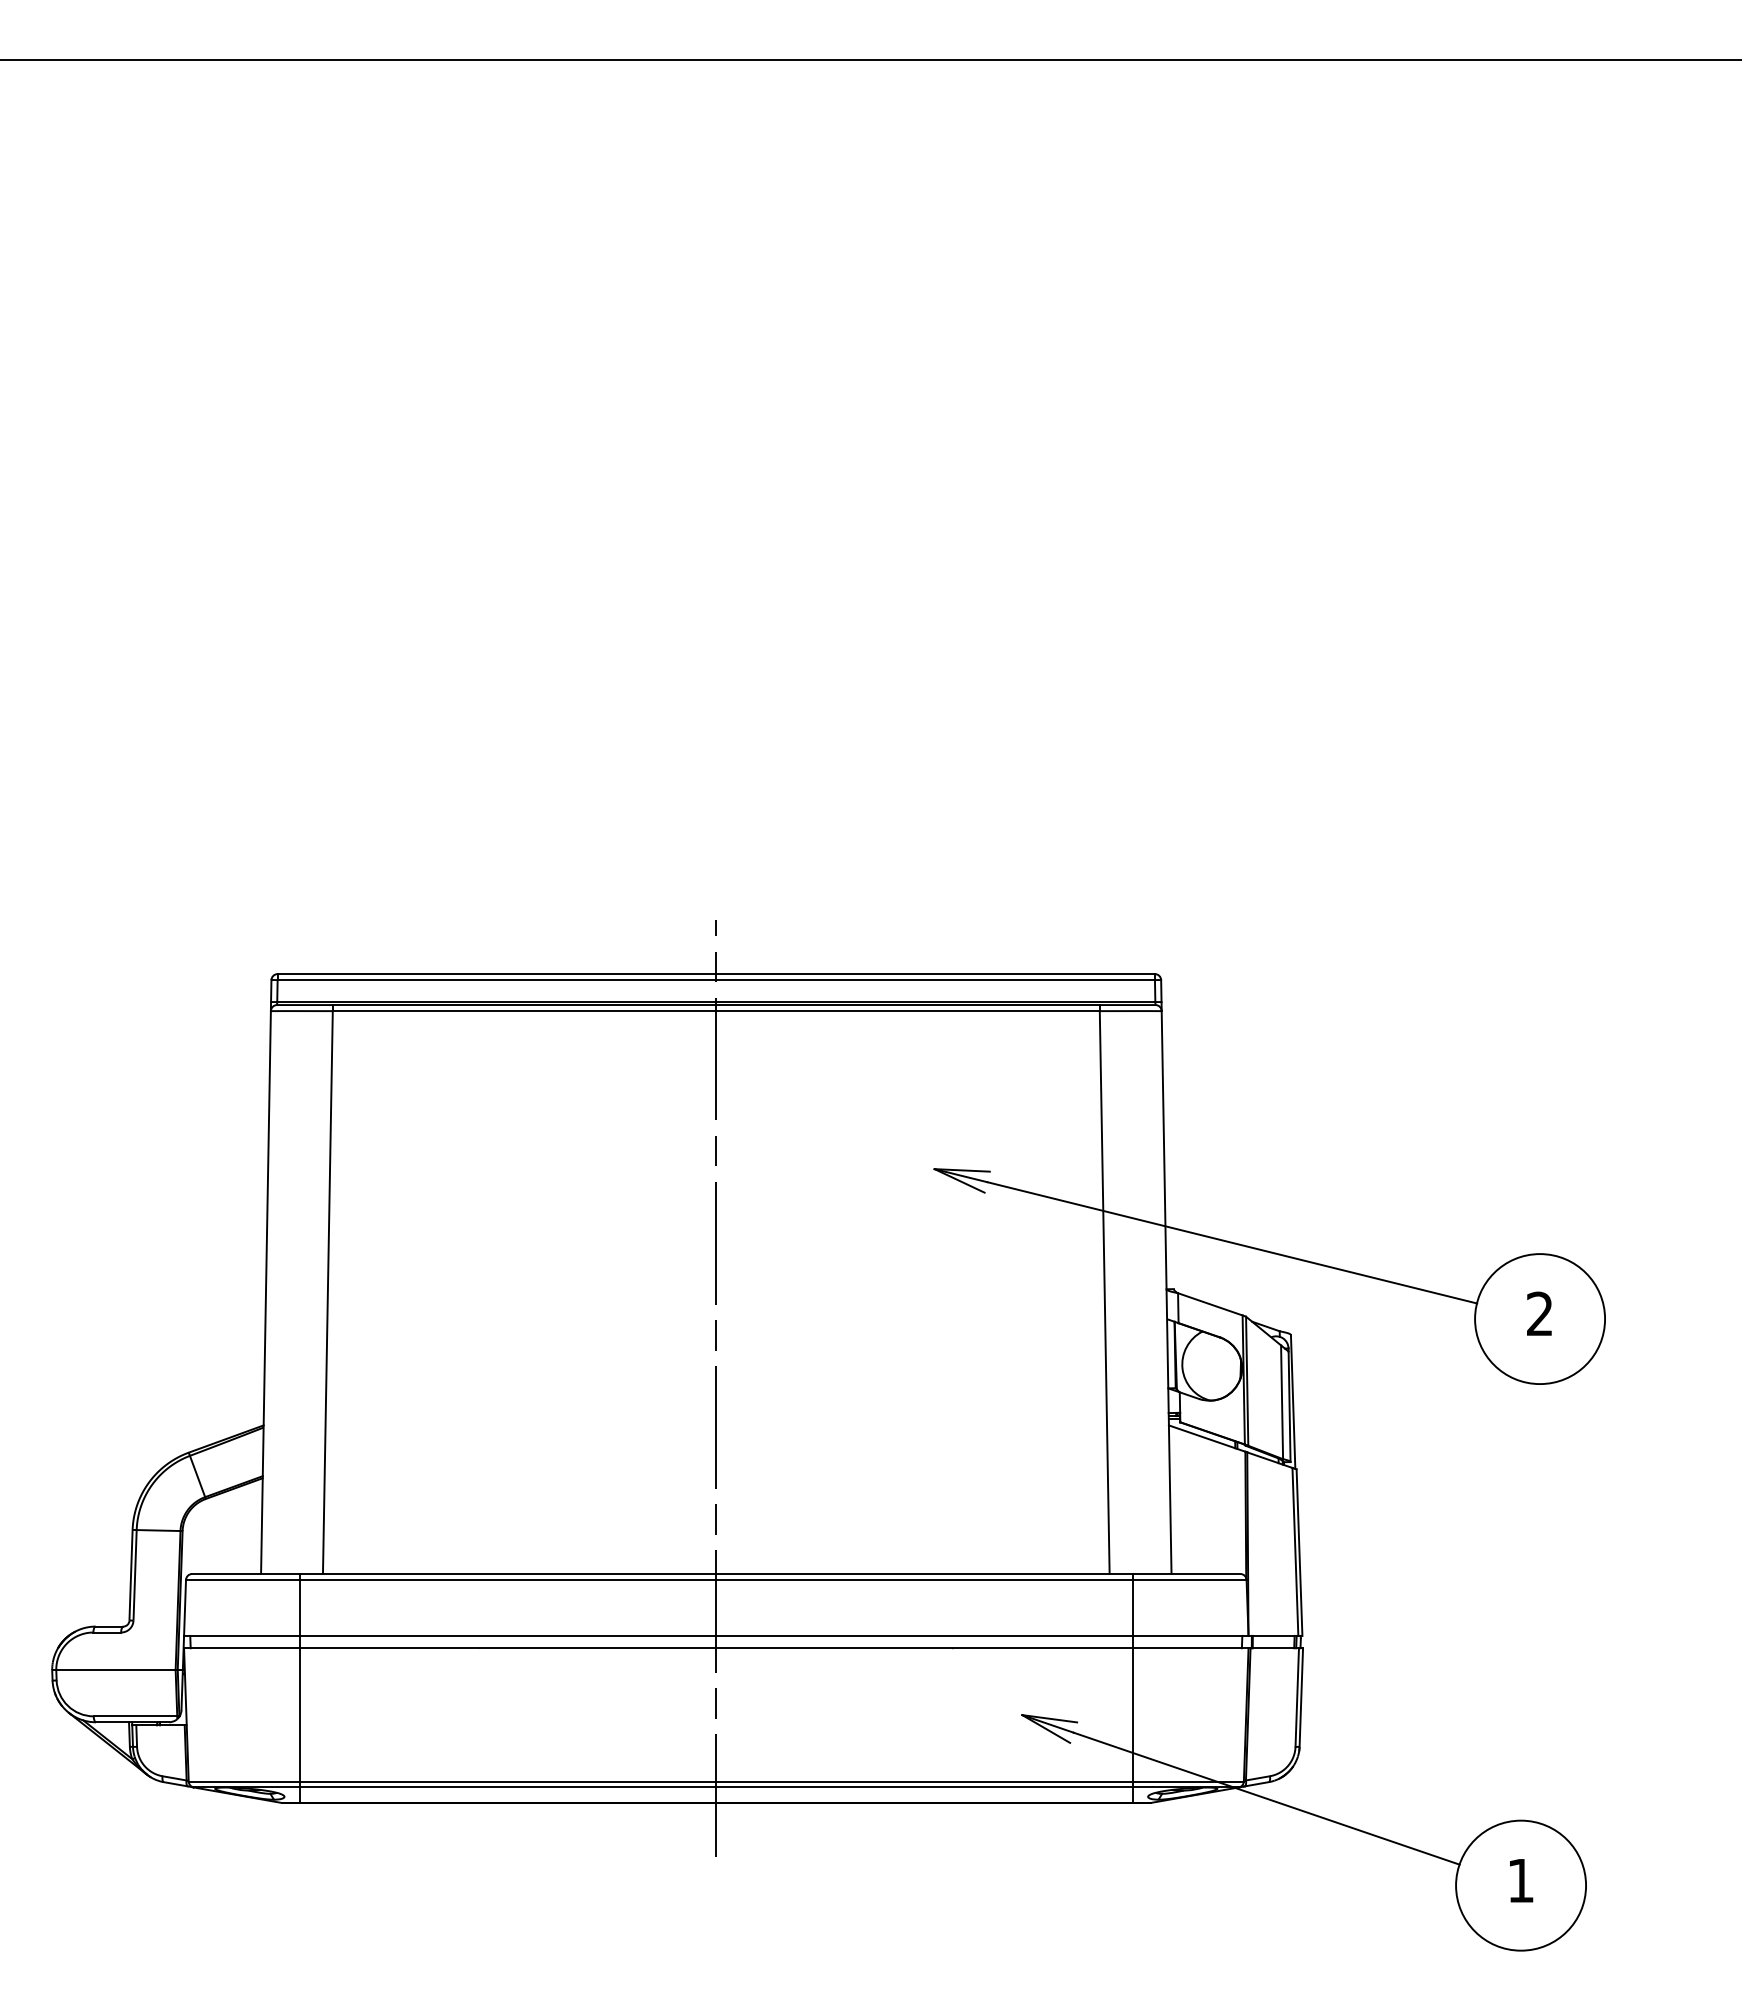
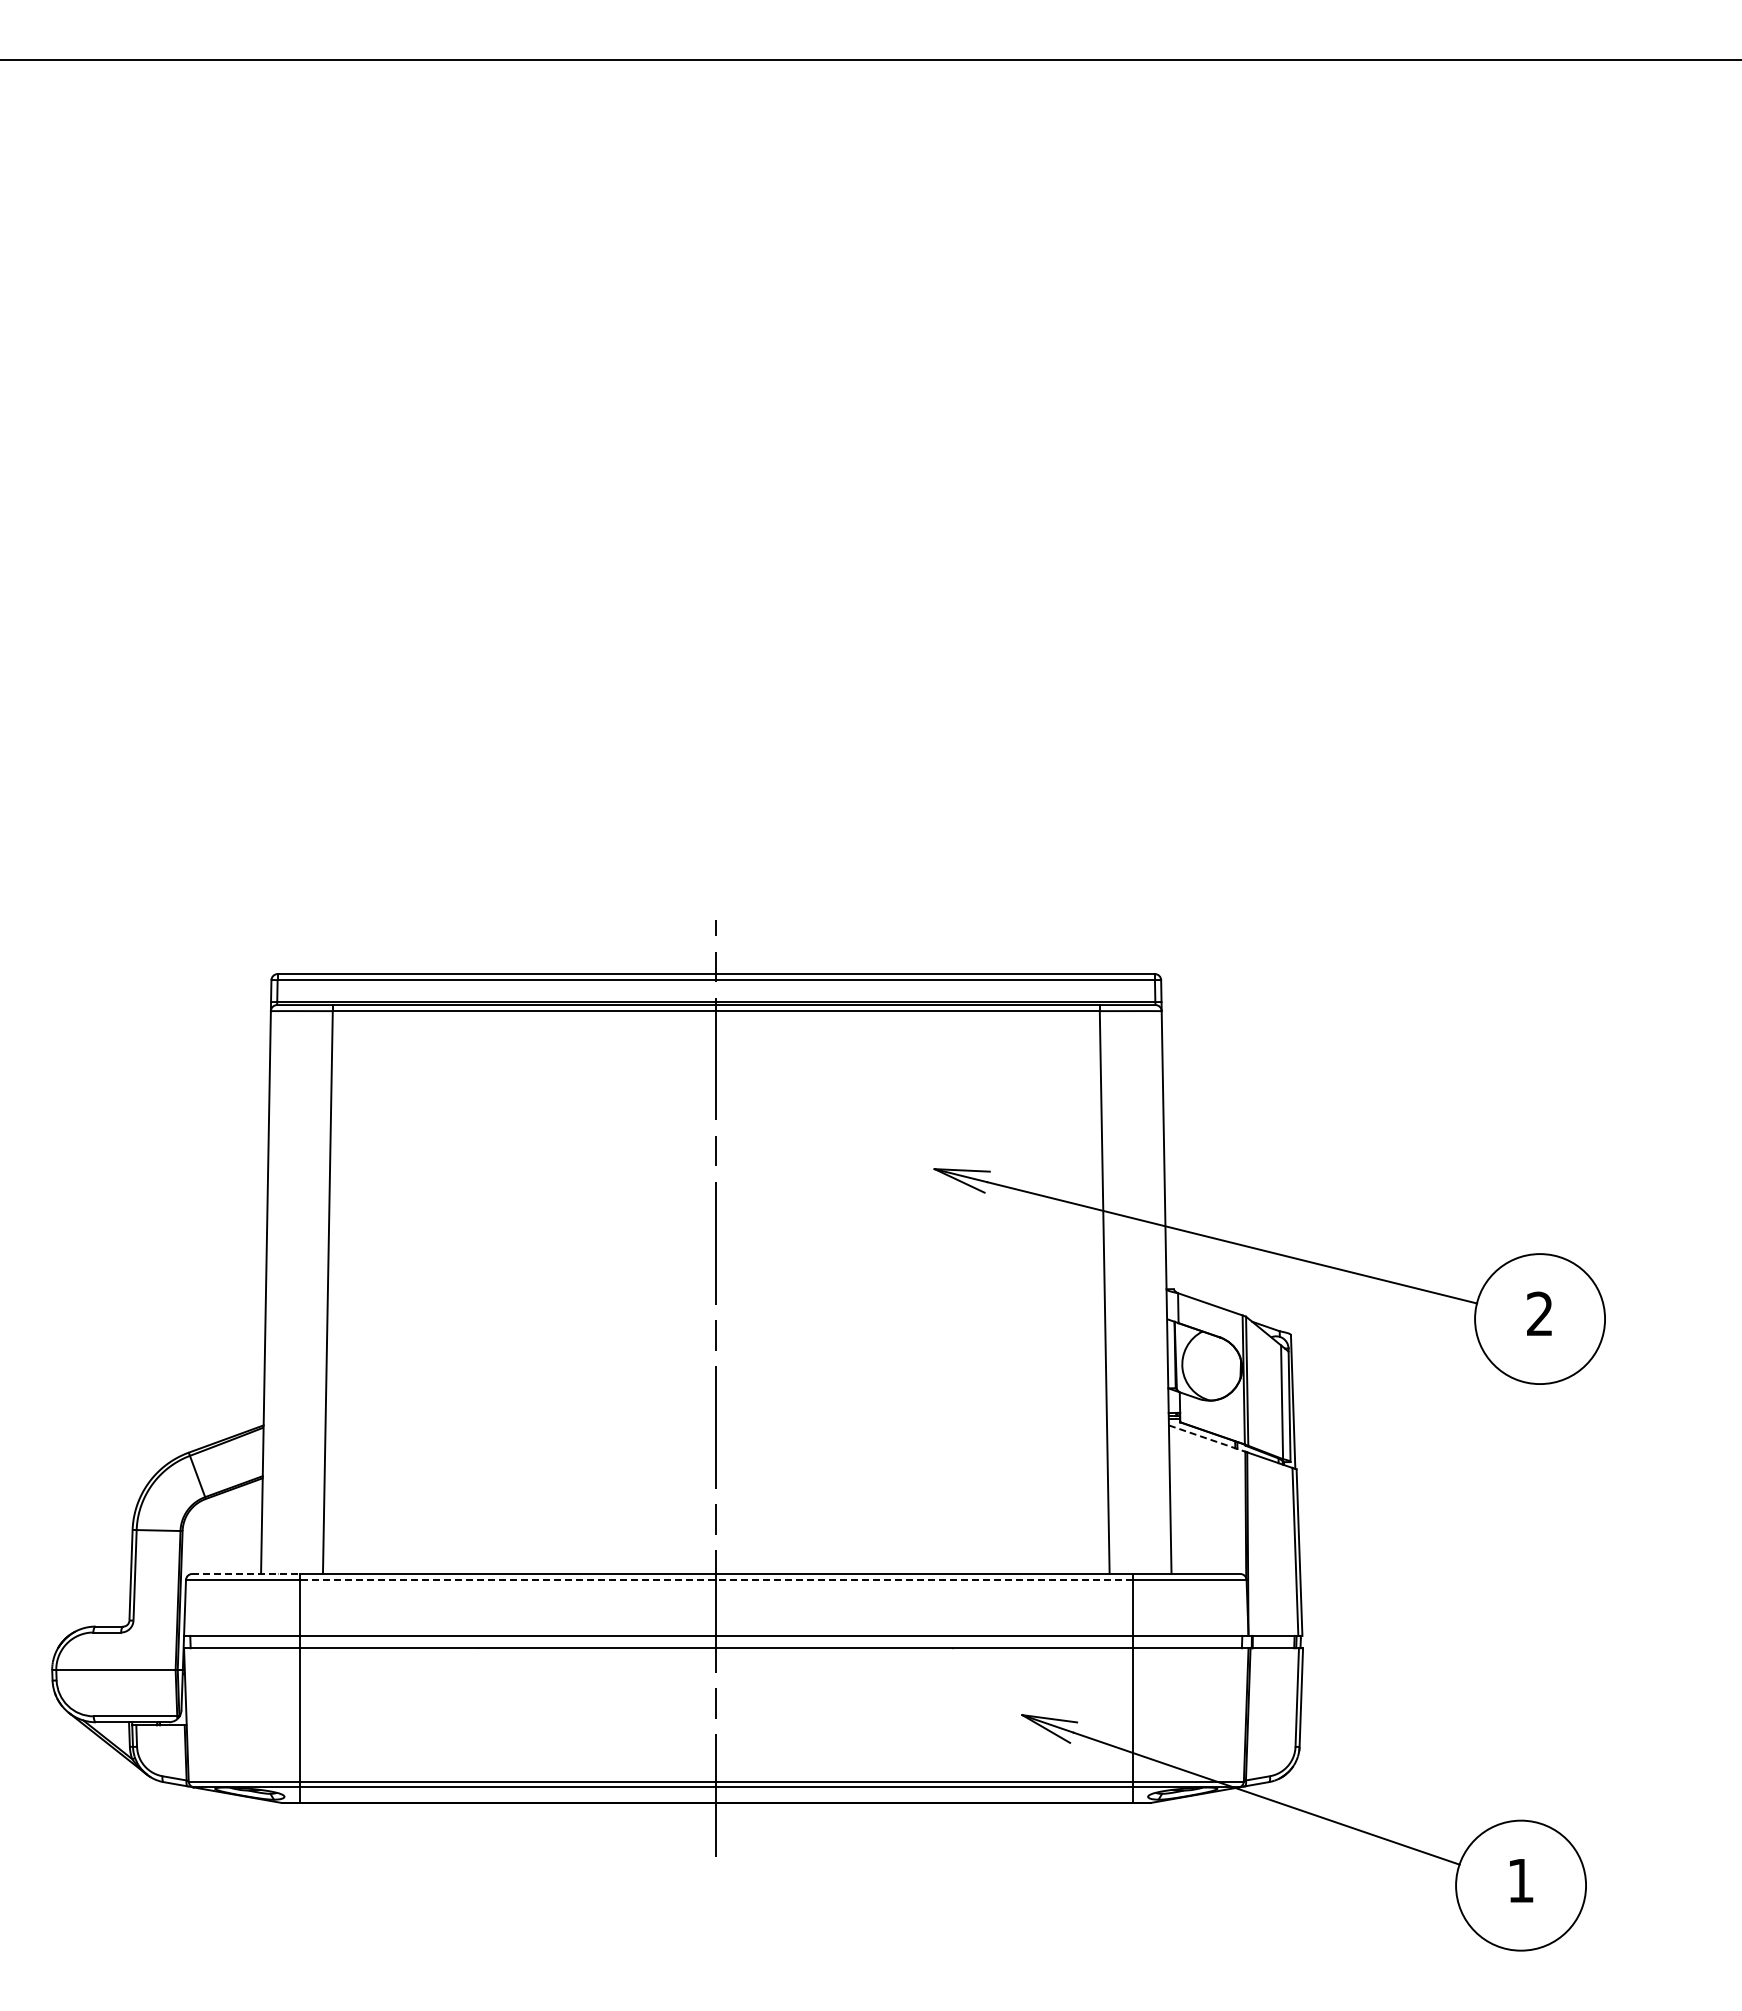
line: solid -> dashed (1207, 1438)
line: solid -> dashed (246, 1573)
line: solid -> dashed (715, 1579)
